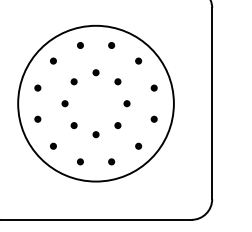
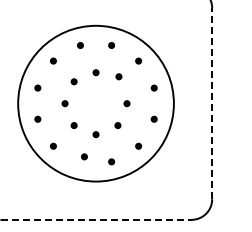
part position: (117, 81) -> (118, 76) (118, 76)
line: solid -> dashed (212, 103)
part position: (80, 161) -> (84, 156) (84, 156)
line: solid -> dashed (96, 219)
